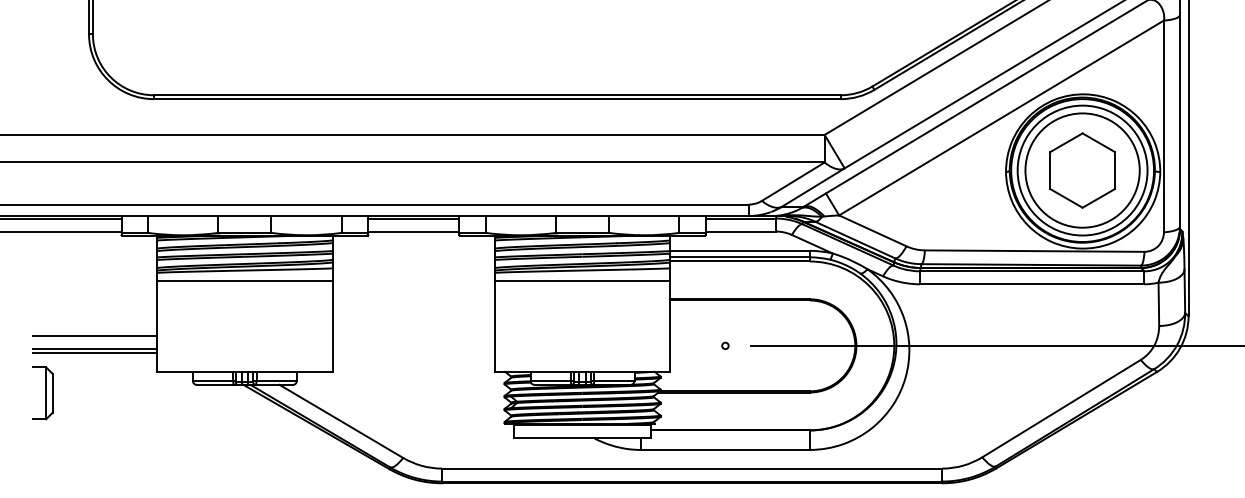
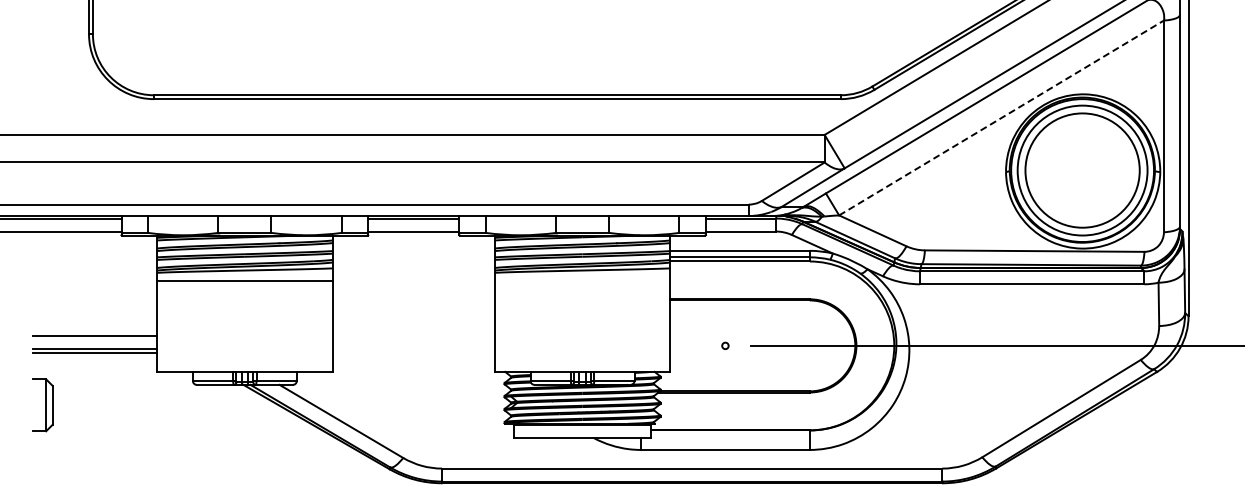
line: solid -> dashed (1001, 117)
part: present -> none (1082, 170)
line: present -> none (582, 280)
part position: (42, 393) -> (42, 405) (42, 405)
